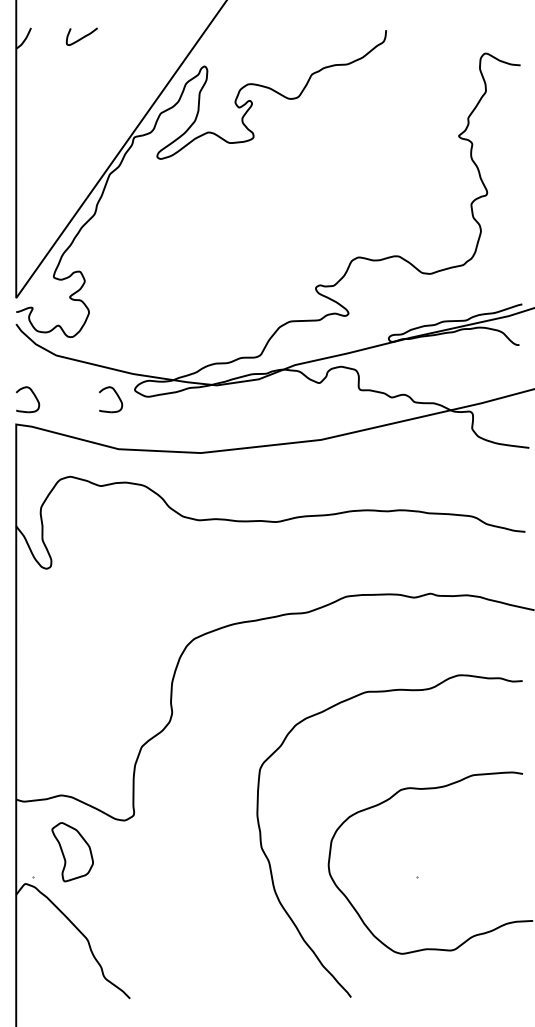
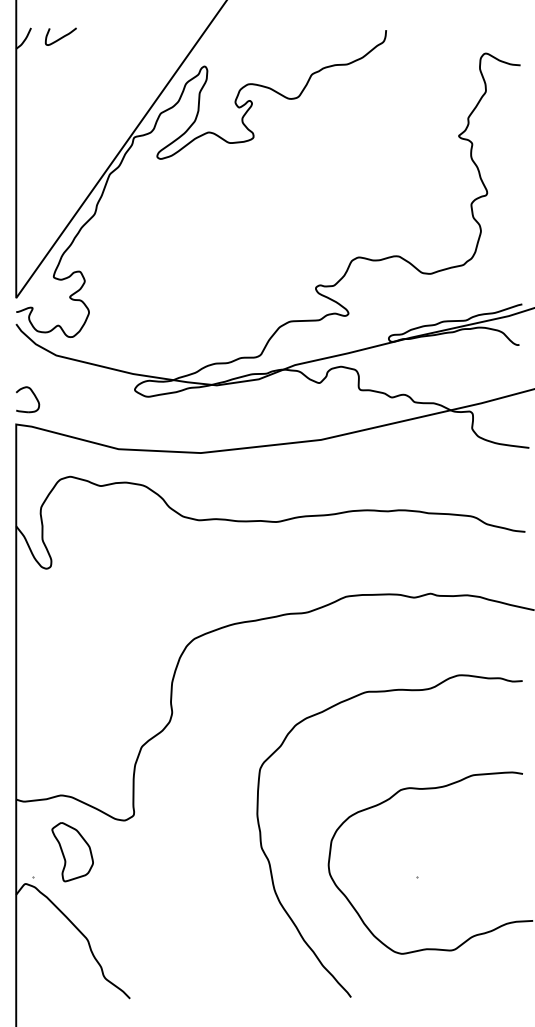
curve position: (81, 37) -> (60, 37) (60, 37)
part: present -> none (116, 395)
